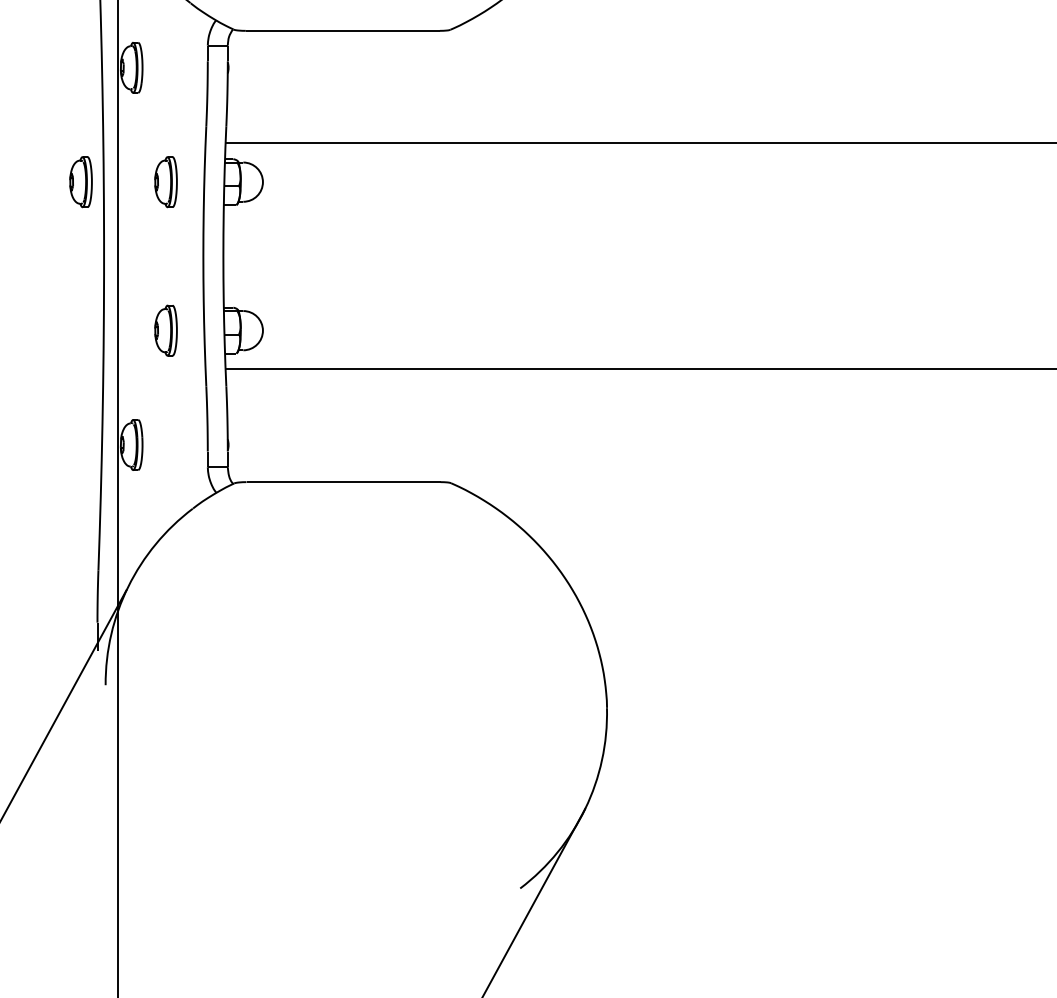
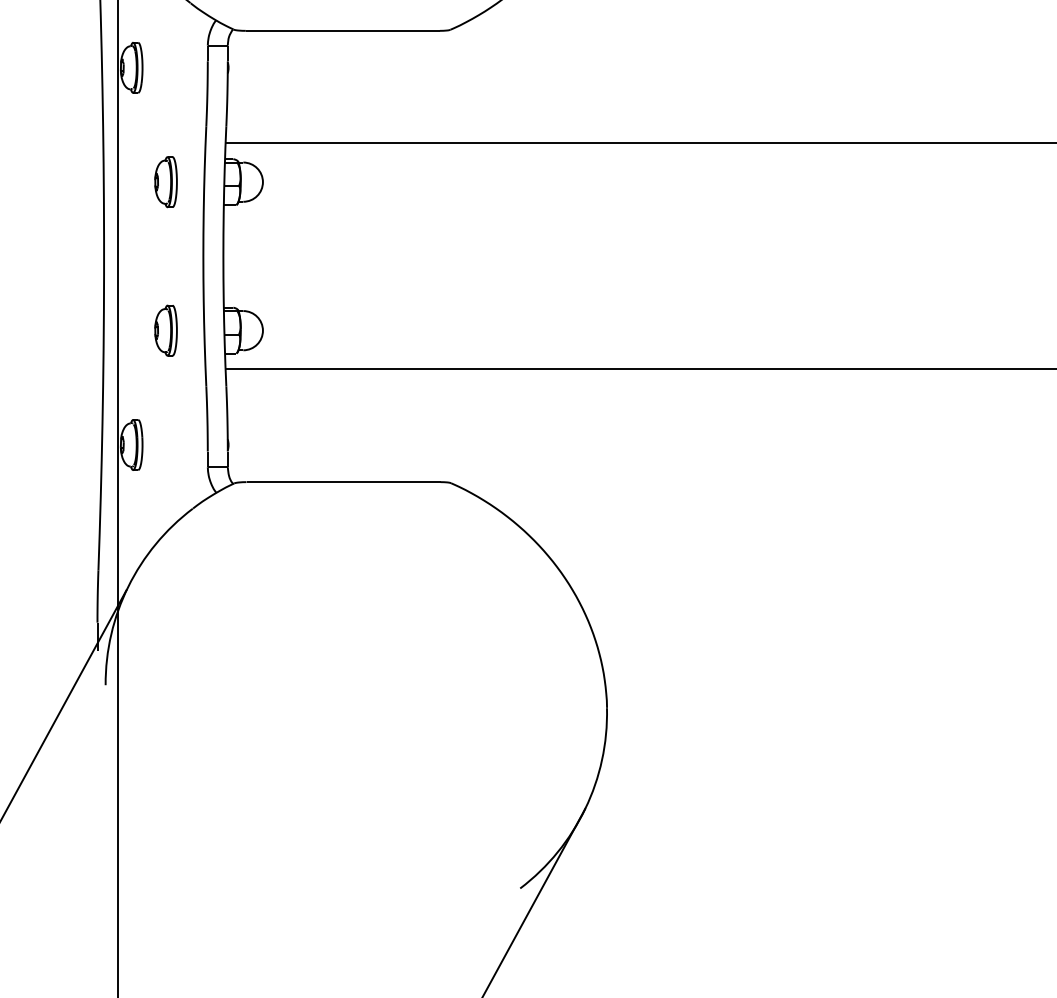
part: present -> none (80, 182)
